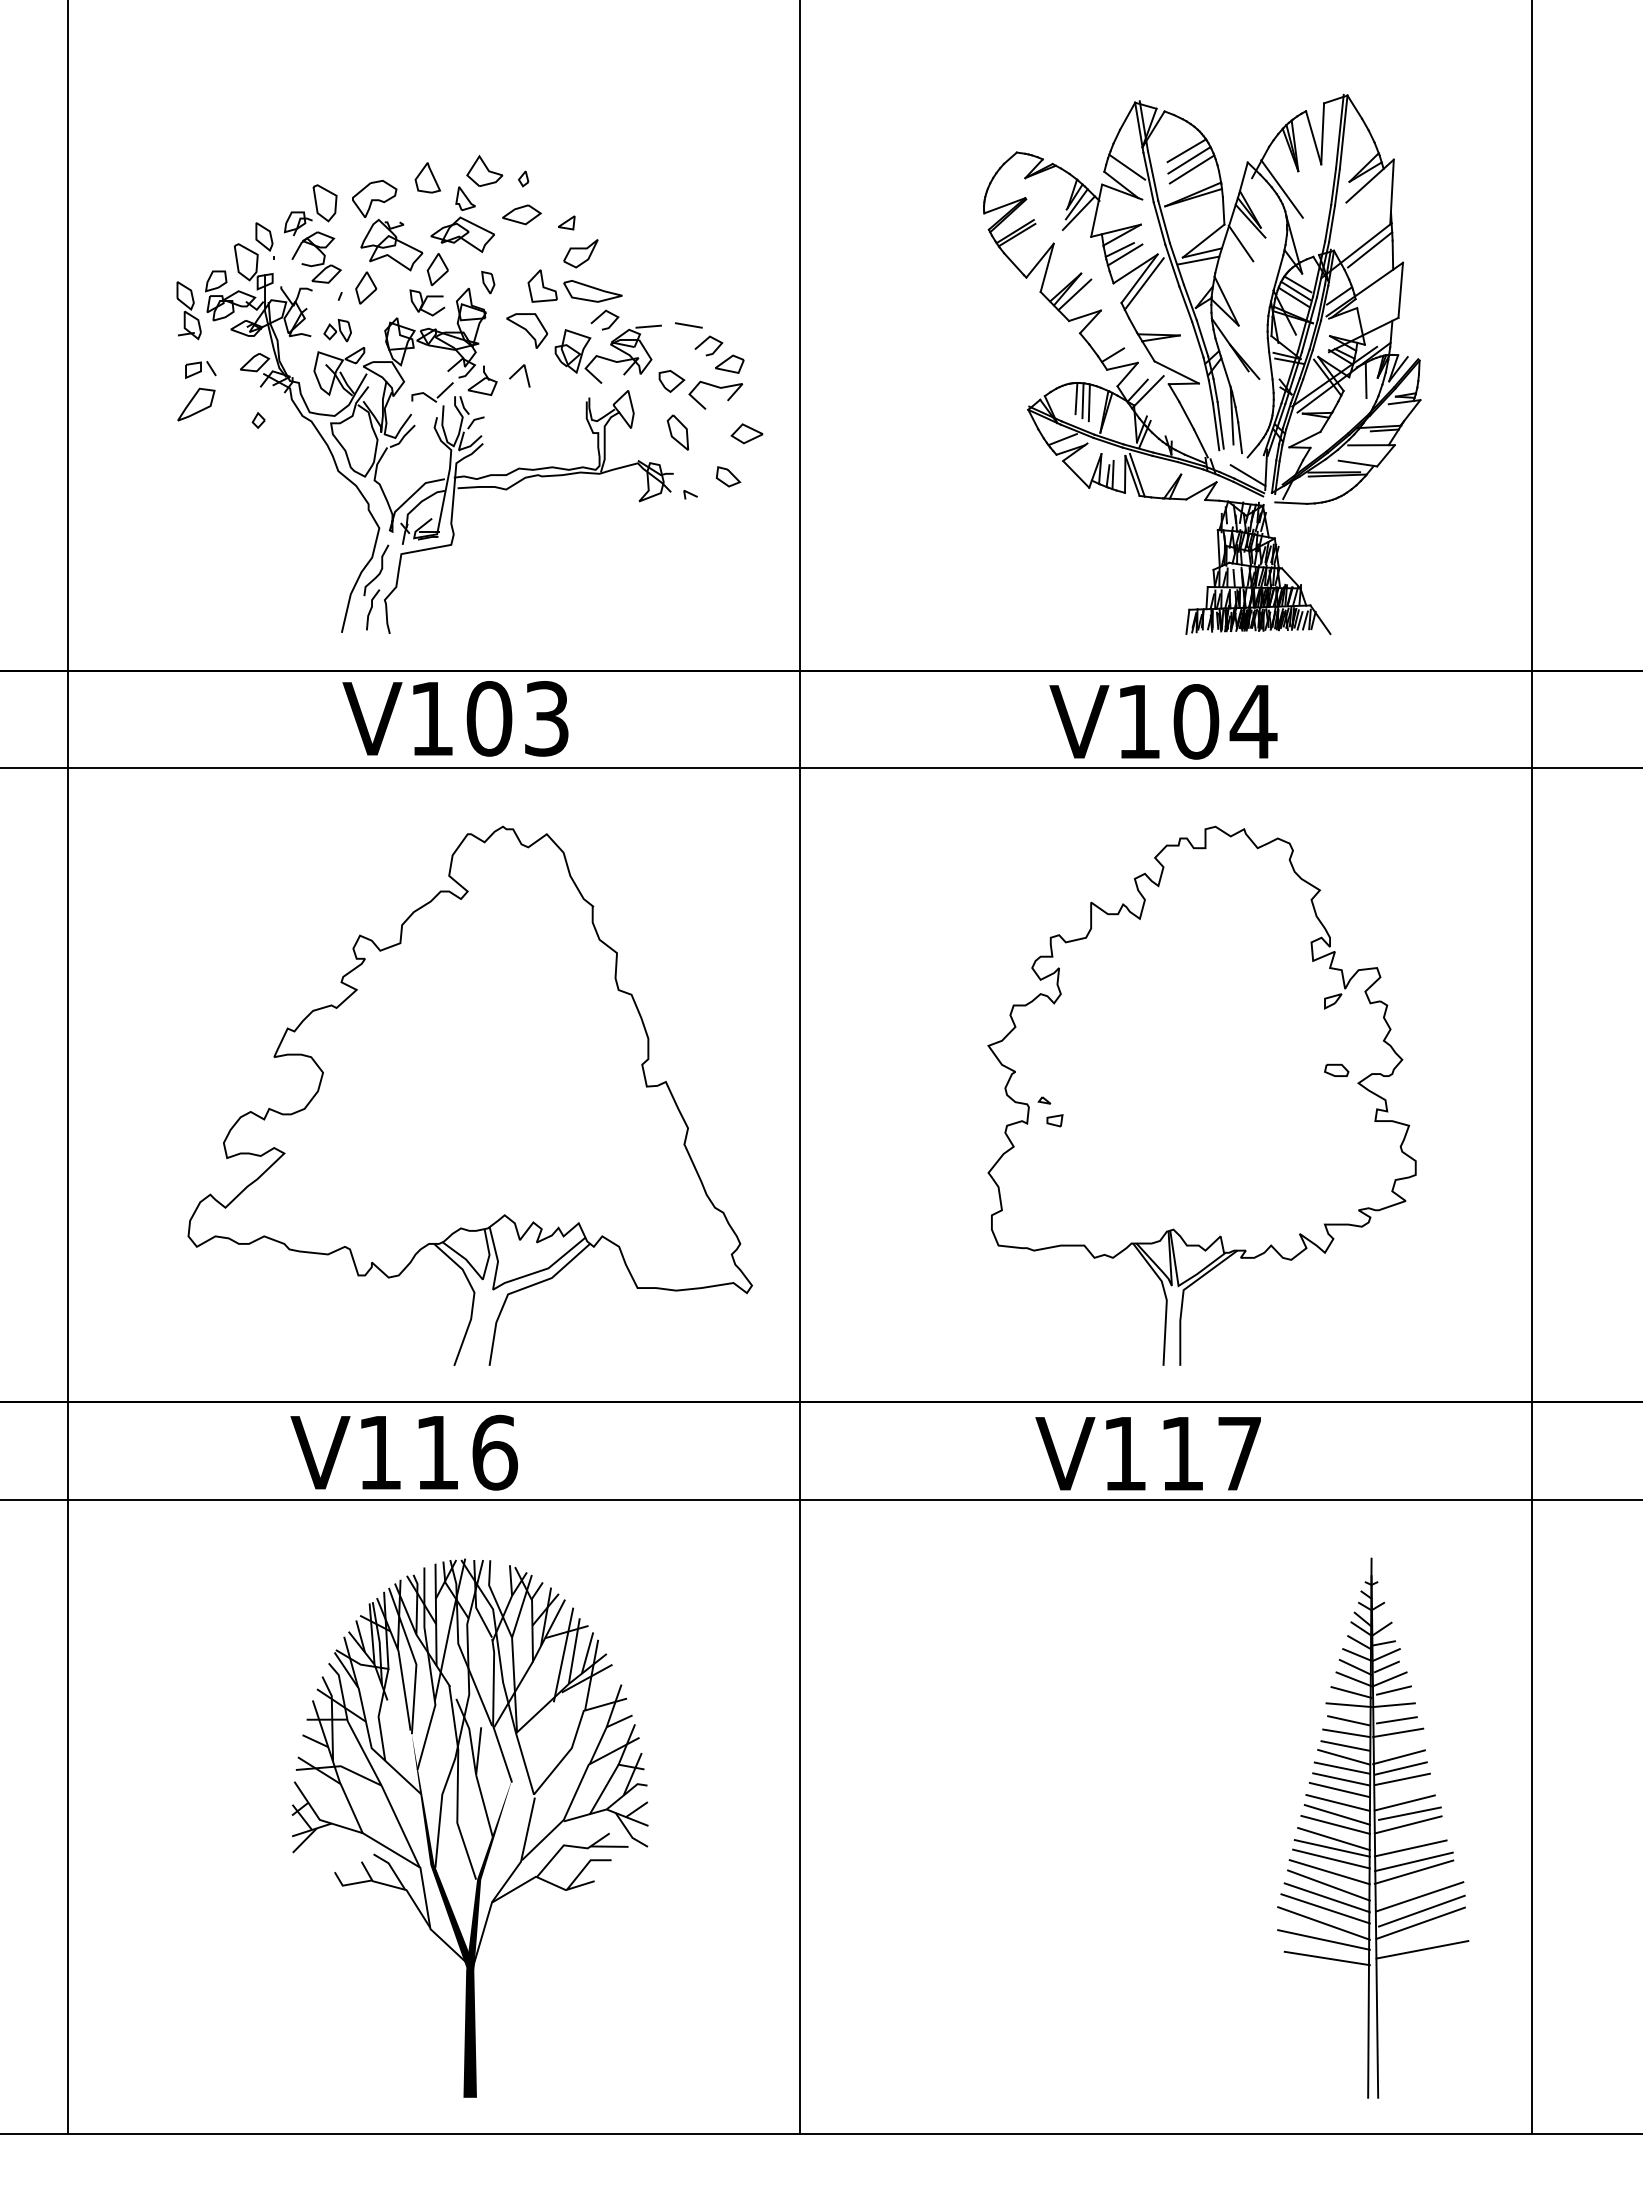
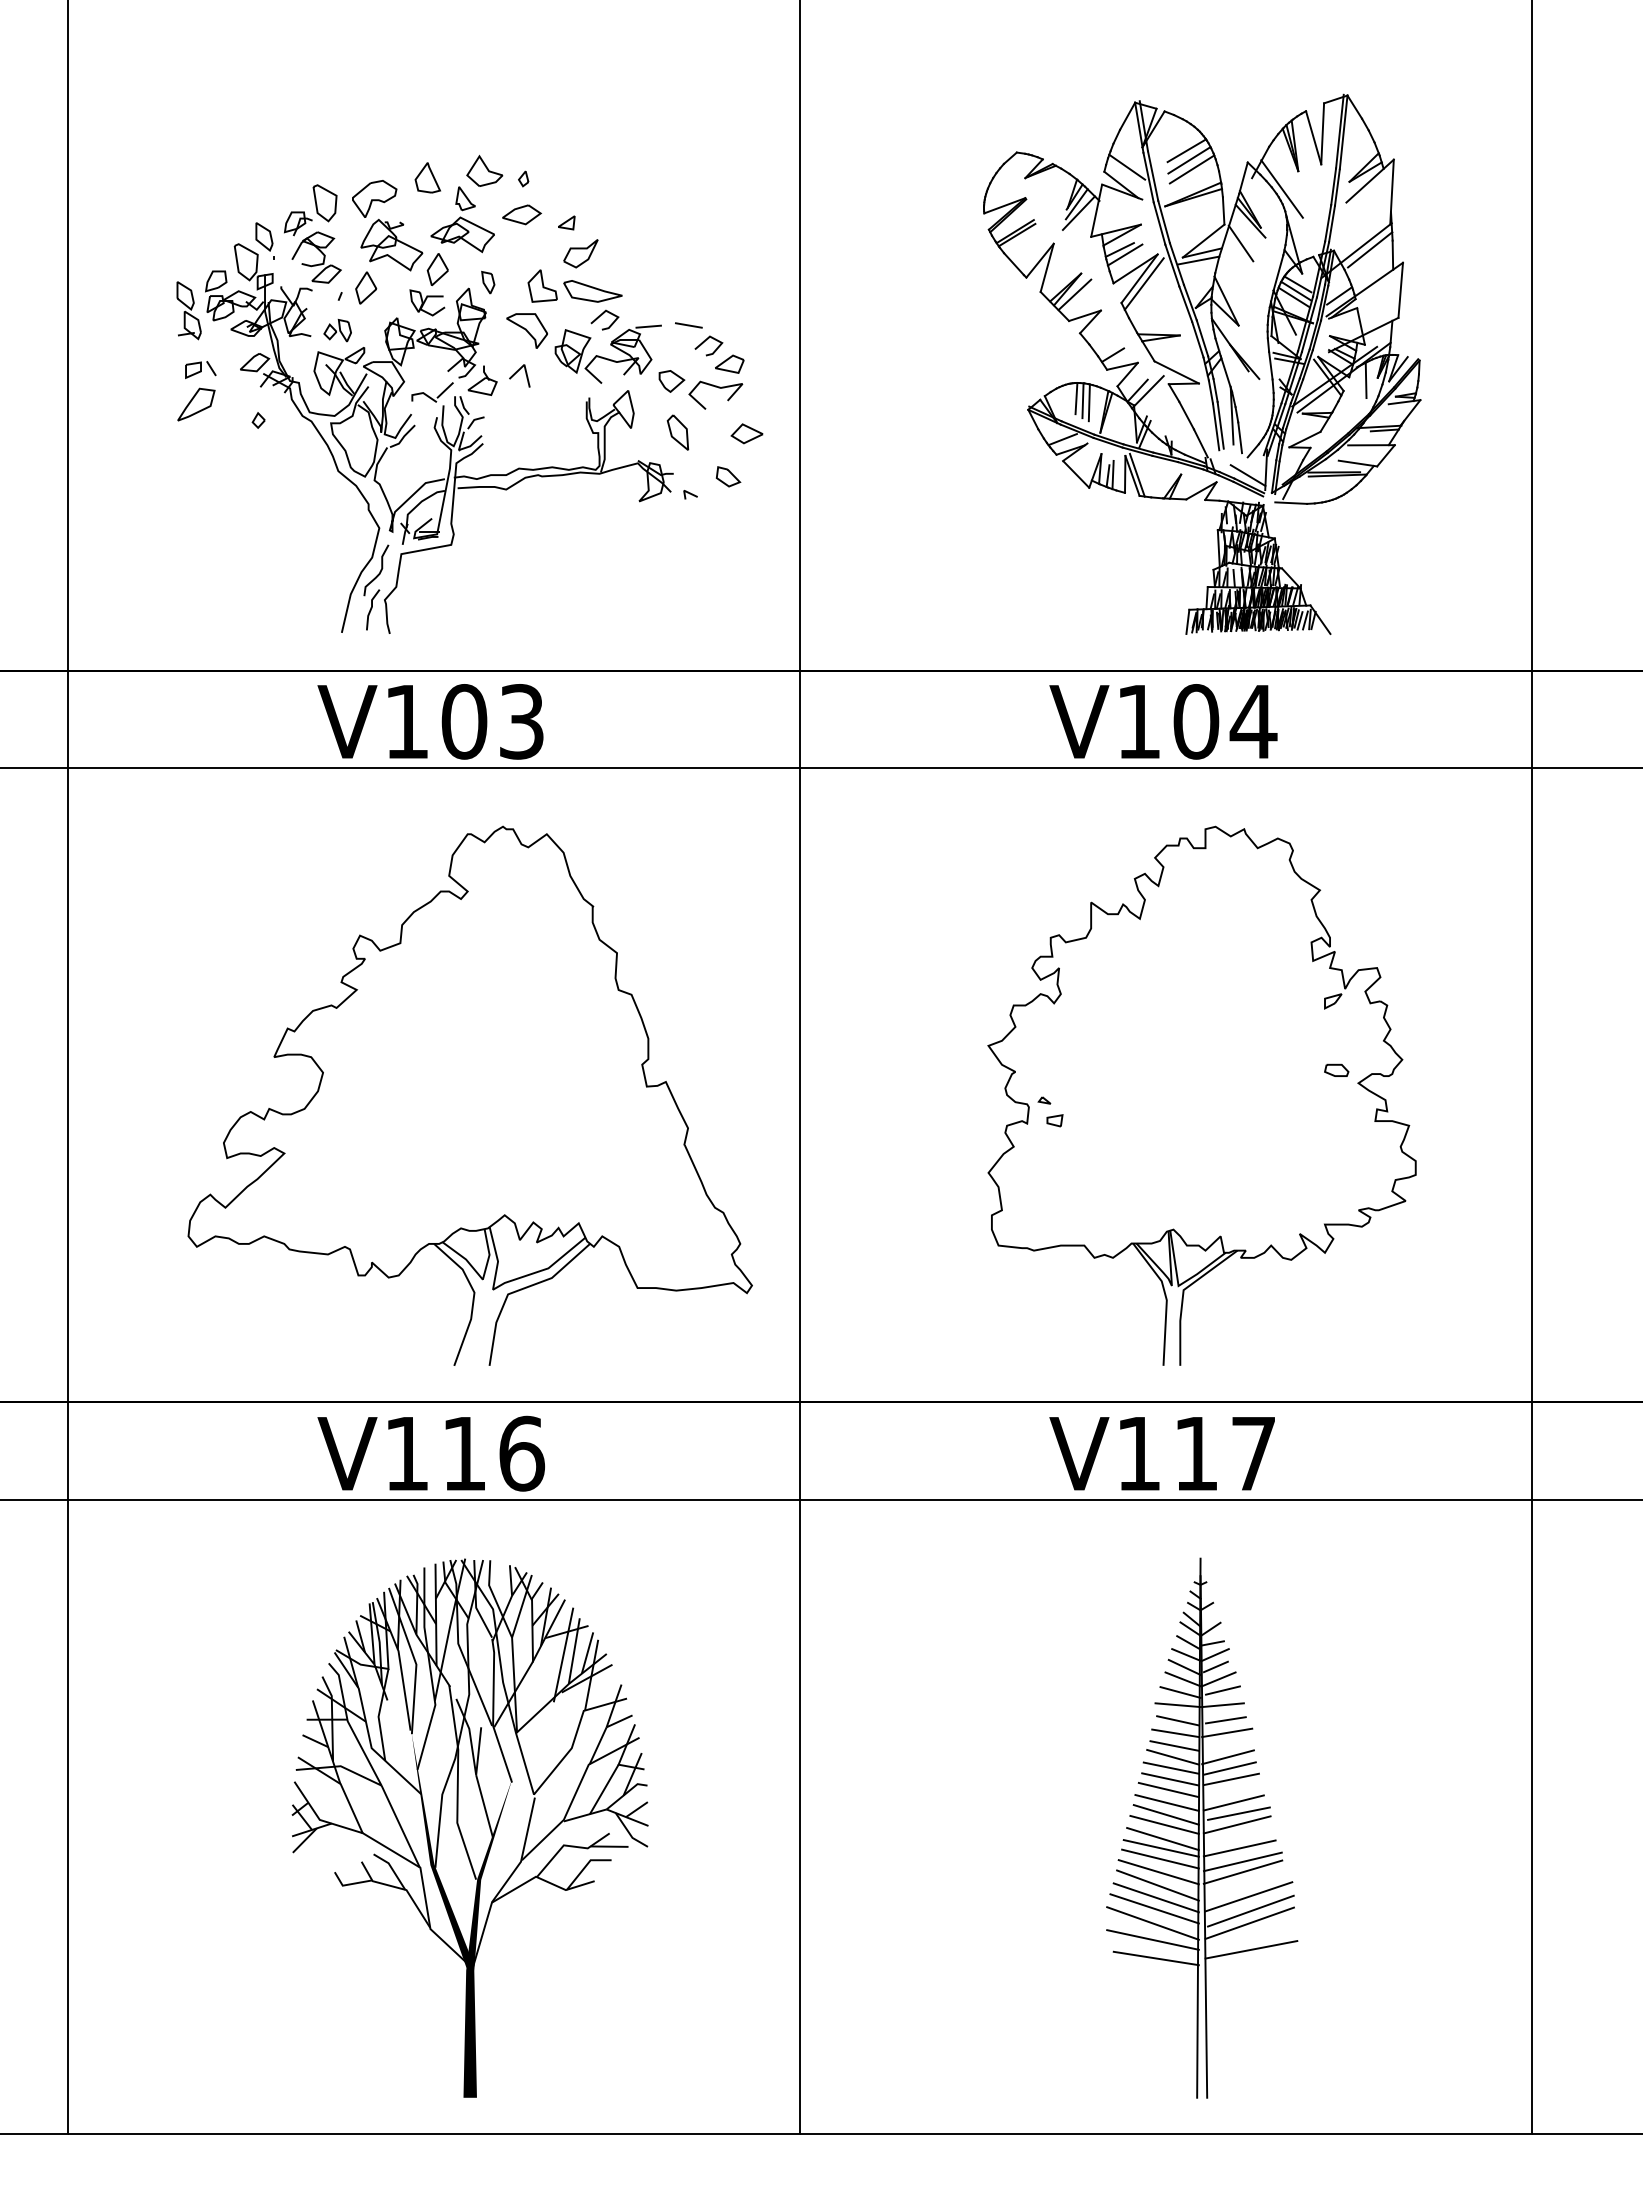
text position: (455, 718) -> (430, 721) (430, 721)
text position: (403, 1452) -> (430, 1453) (430, 1453)
text position: (1147, 1453) -> (1161, 1453) (1161, 1453)
part position: (1373, 1827) -> (1202, 1827) (1202, 1827)
